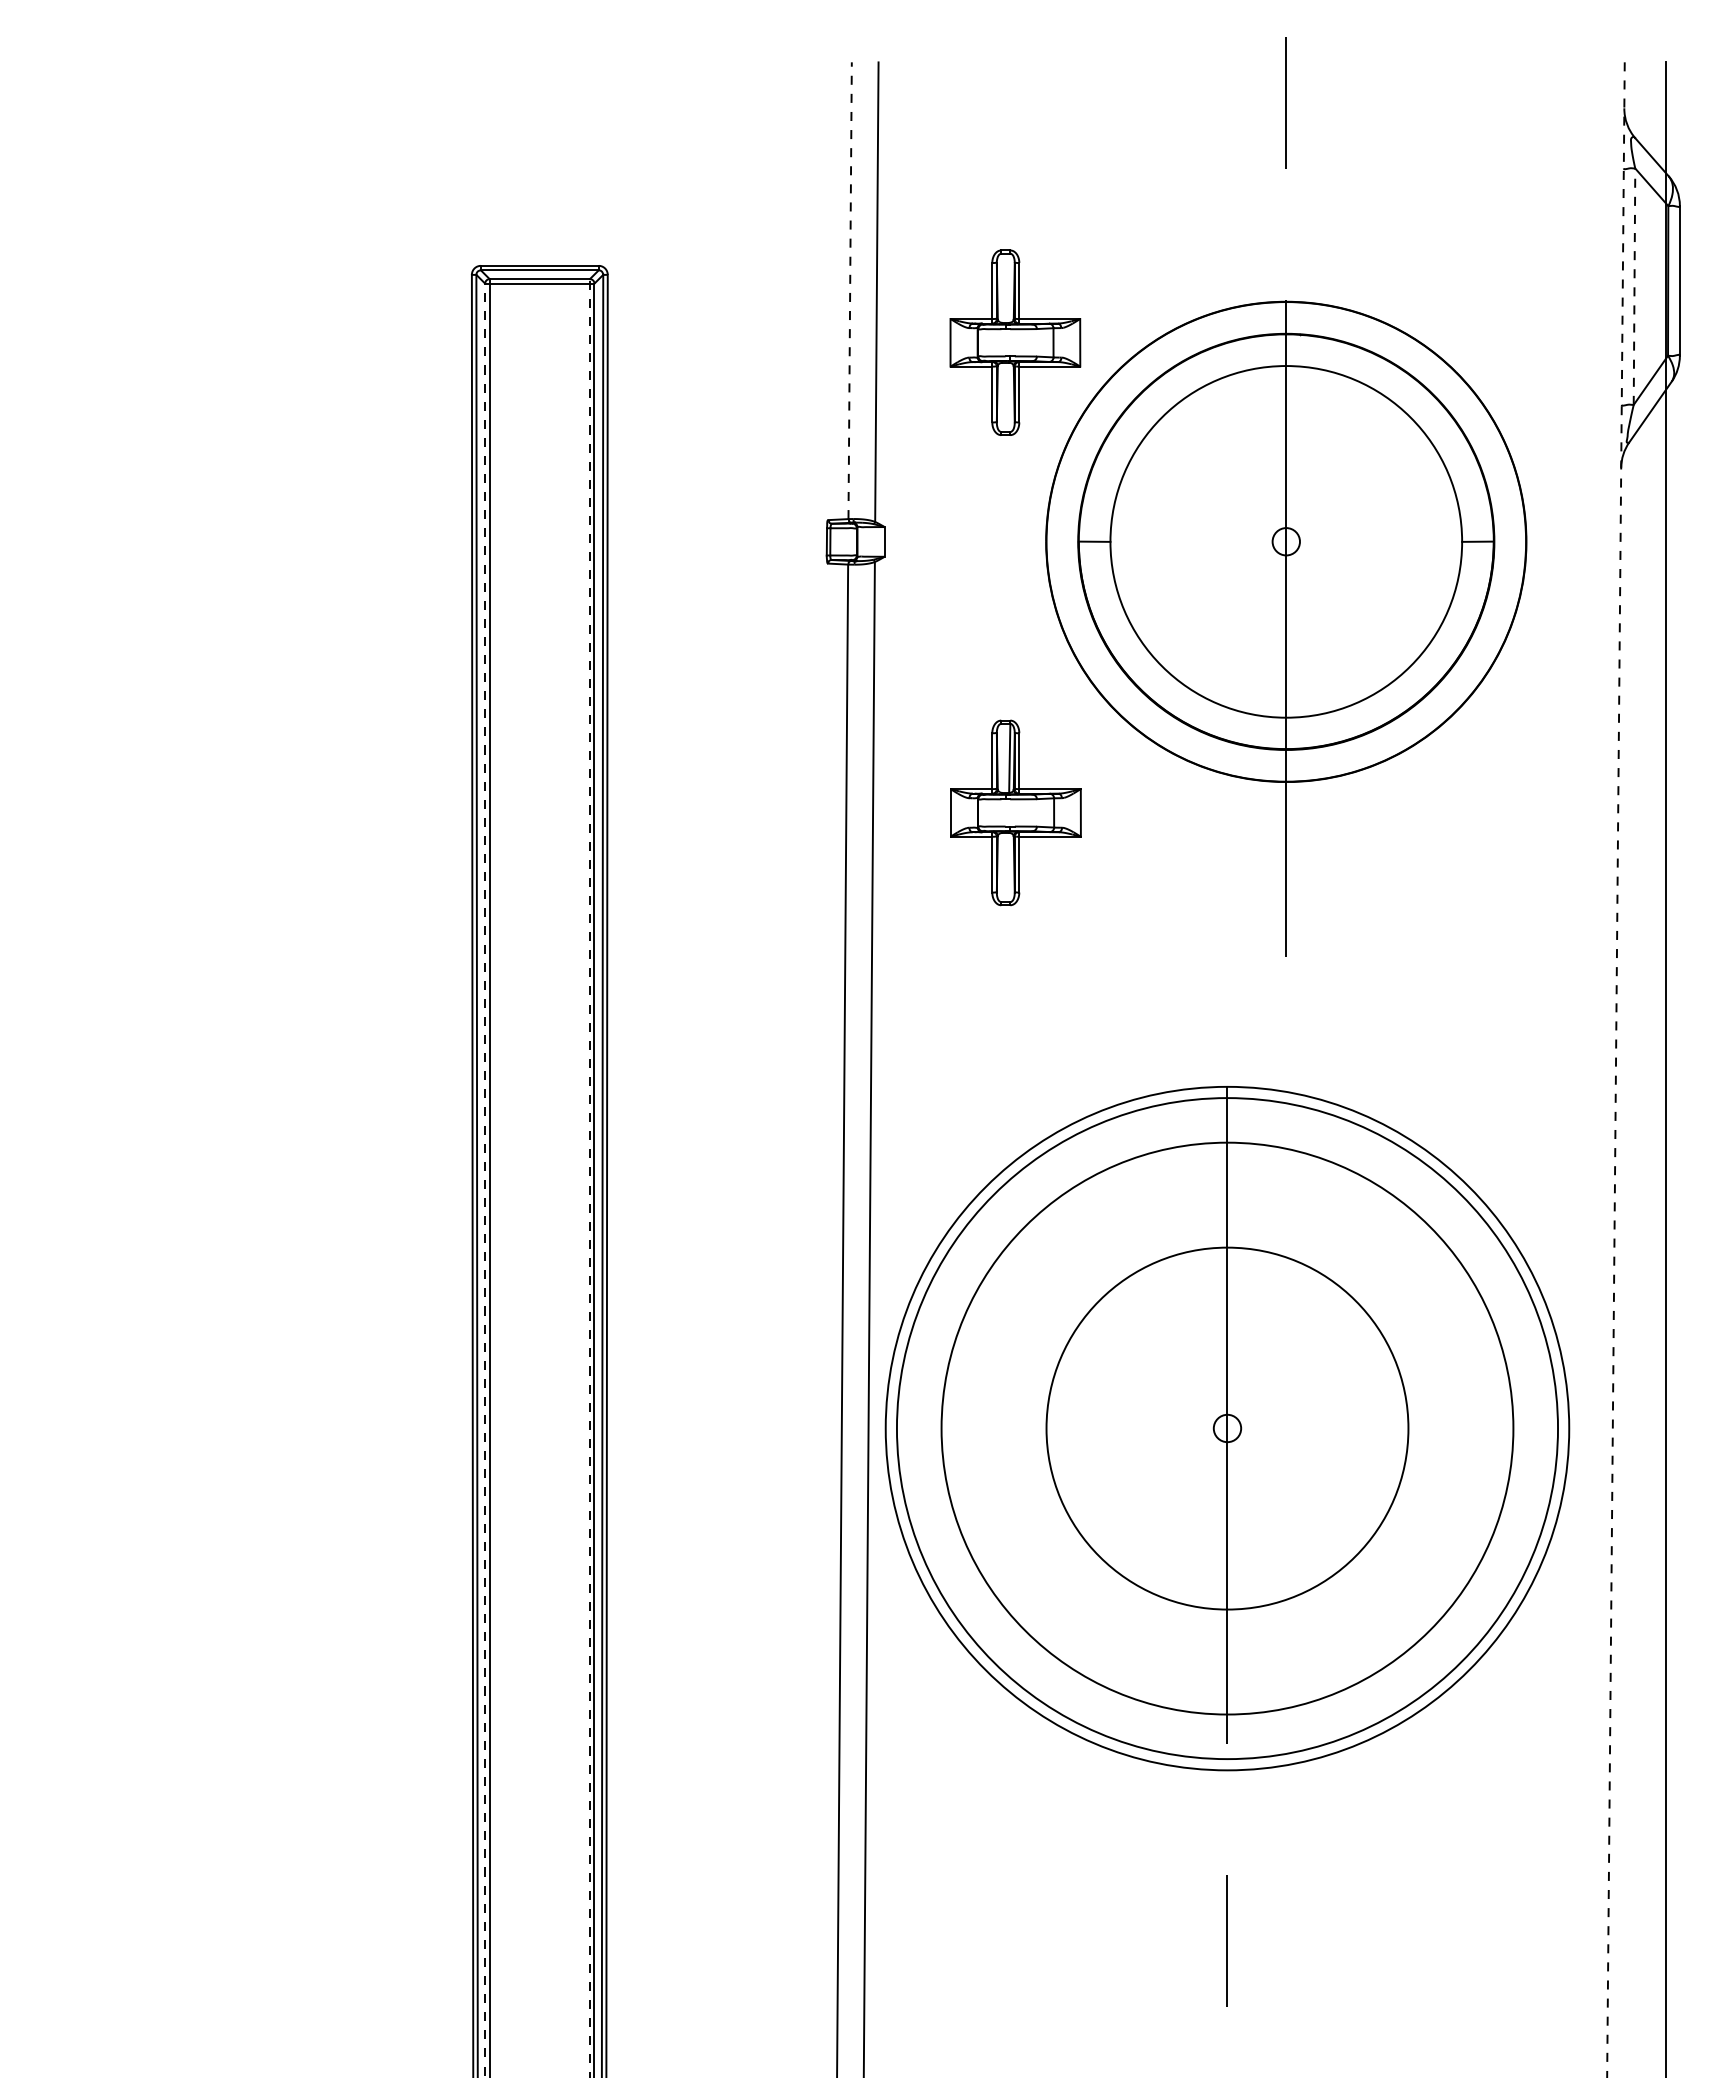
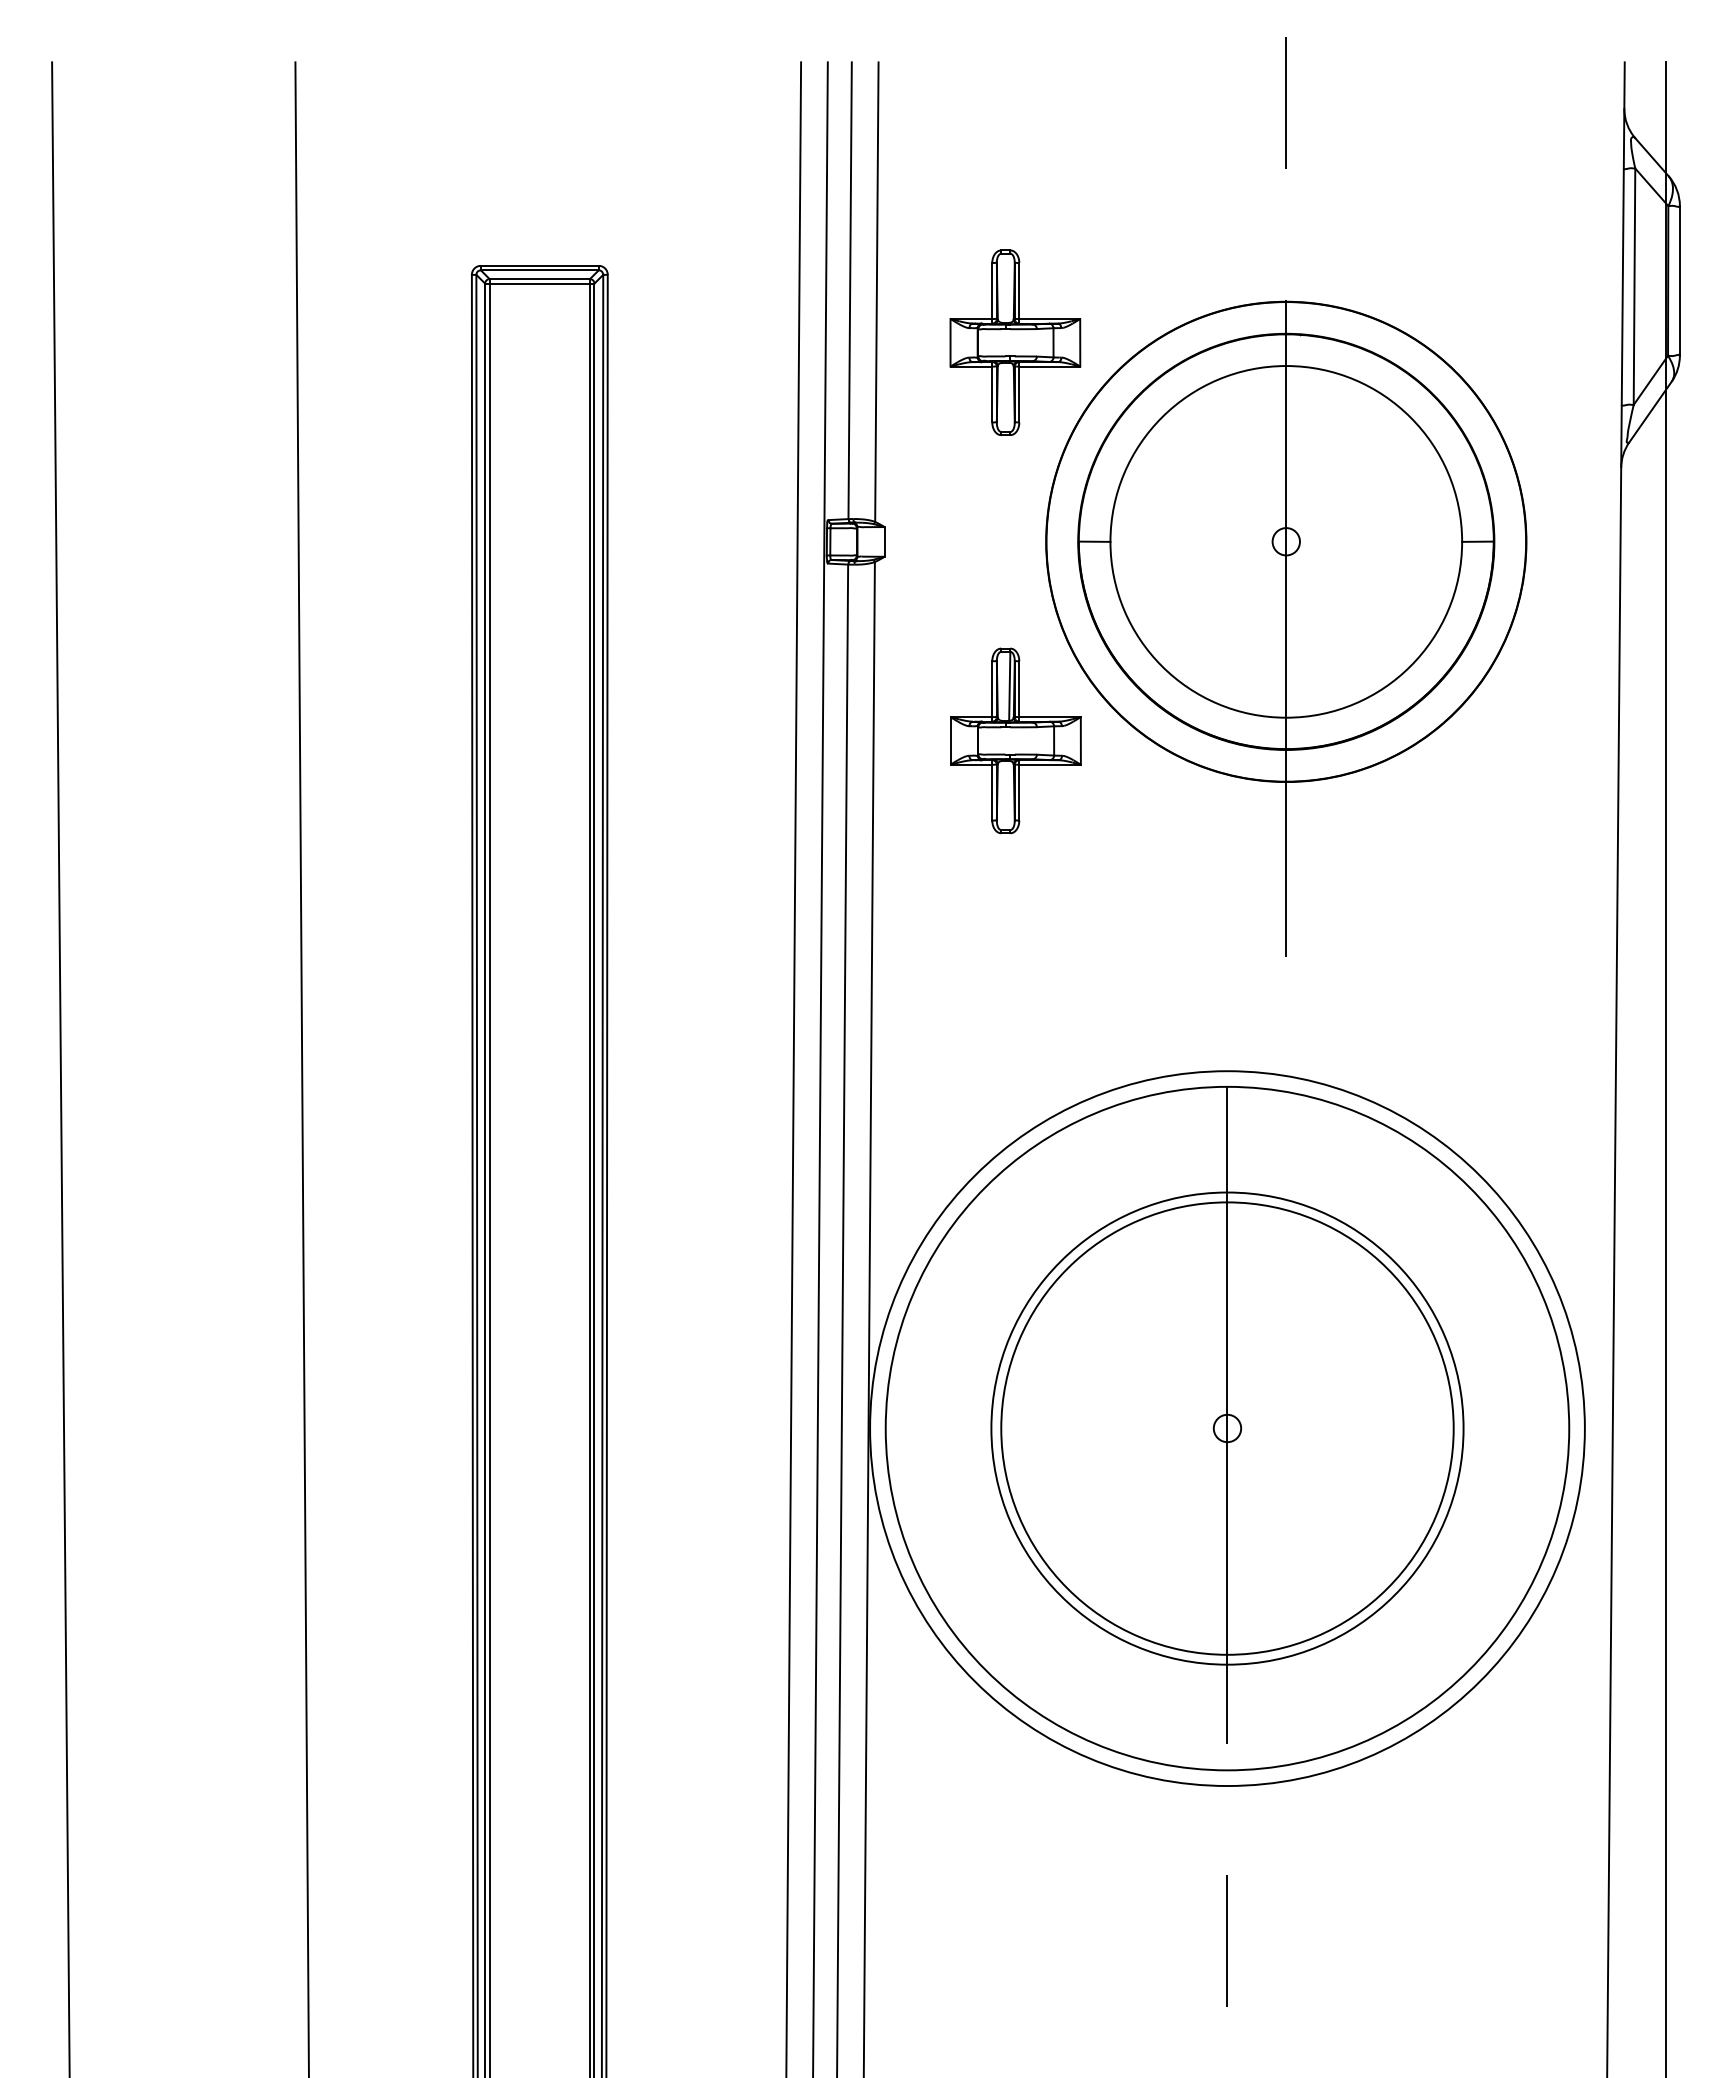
line: dashed -> solid (1634, 286)
line: dashed -> solid (850, 290)
part position: (1015, 812) -> (1015, 740) (1015, 740)
line: none -> present (60, 1068)
line: none -> present (301, 1068)
line: none -> present (793, 1068)
line: none -> present (820, 1068)
line: dashed -> solid (1615, 1070)
line: dashed -> solid (589, 1178)
line: dashed -> solid (485, 1180)
circle diameter: 362 px -> 452 px (1227, 1428)
circle diameter: 572 px -> 715 px (1227, 1428)
circle diameter: 661 px -> 472 px (1227, 1428)
